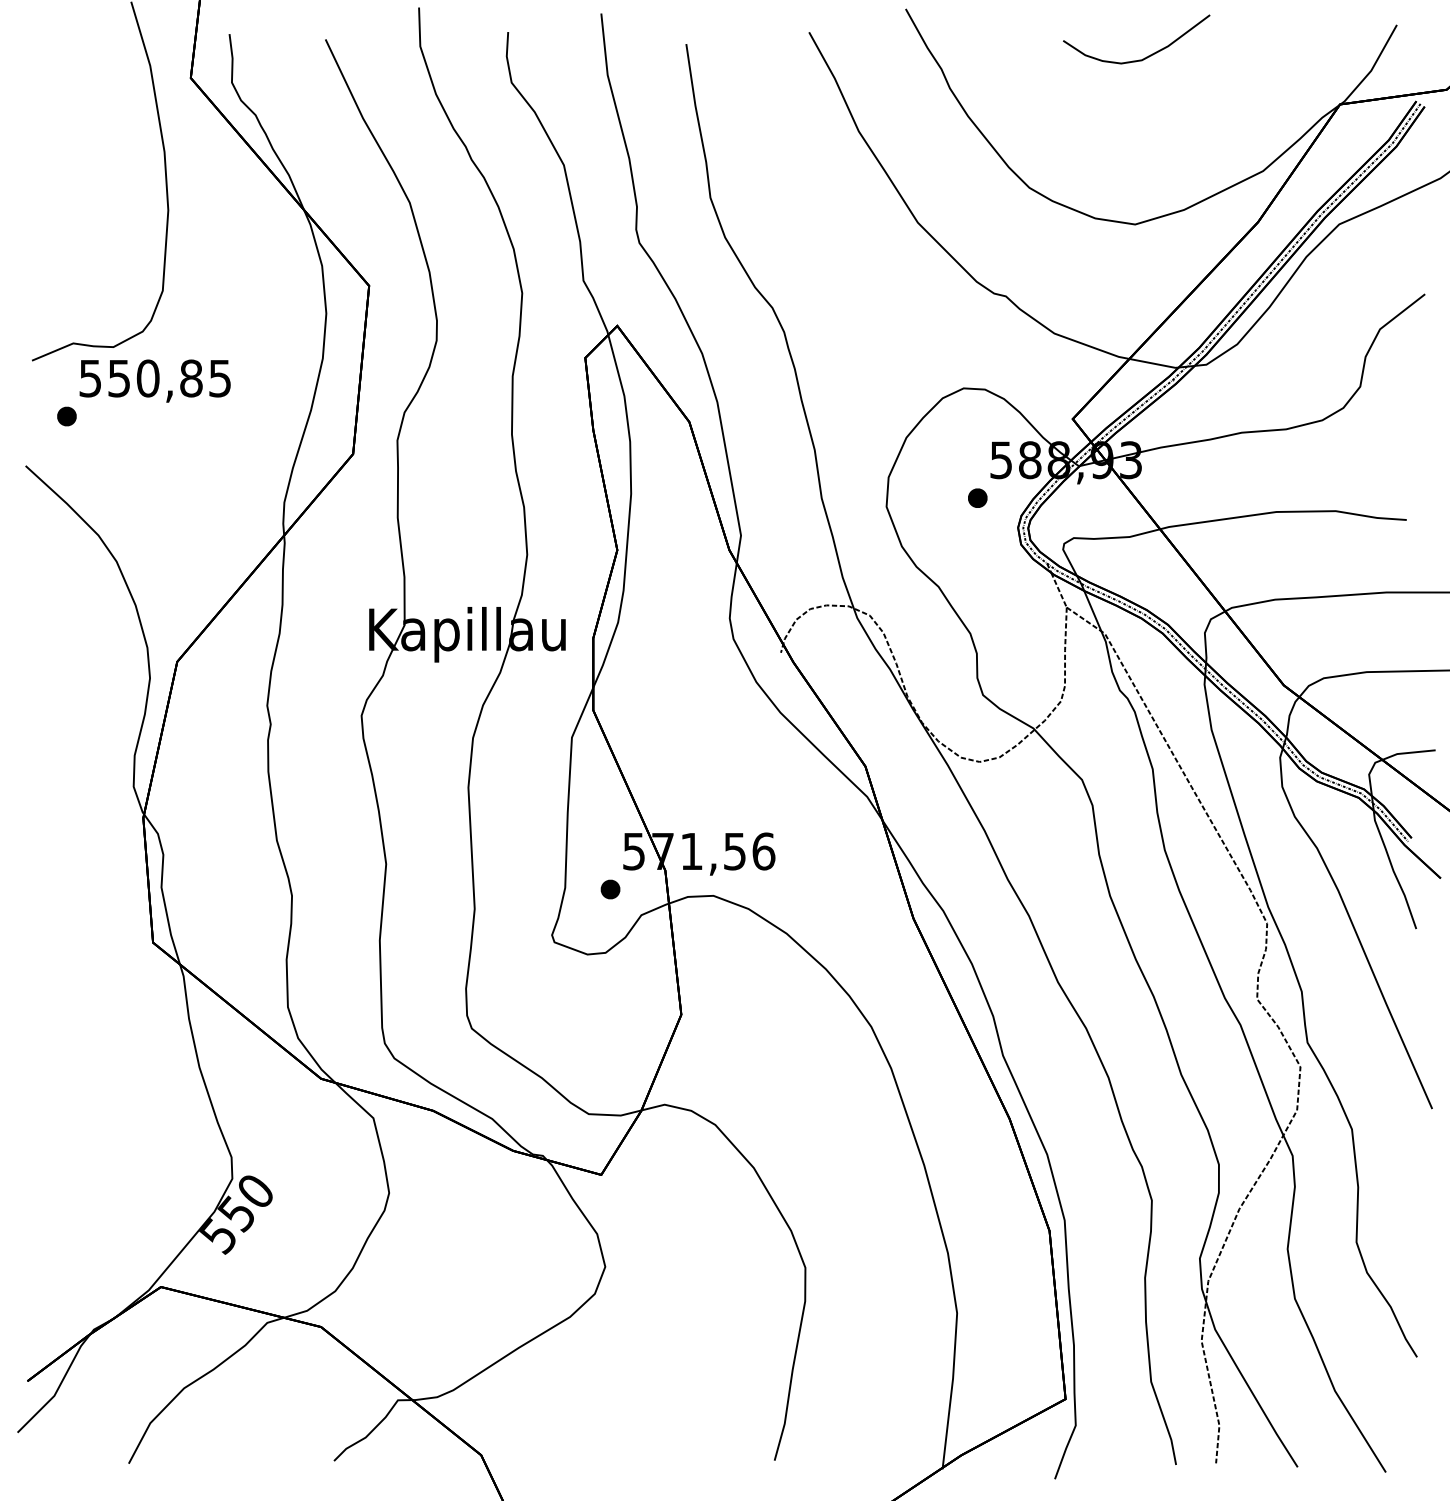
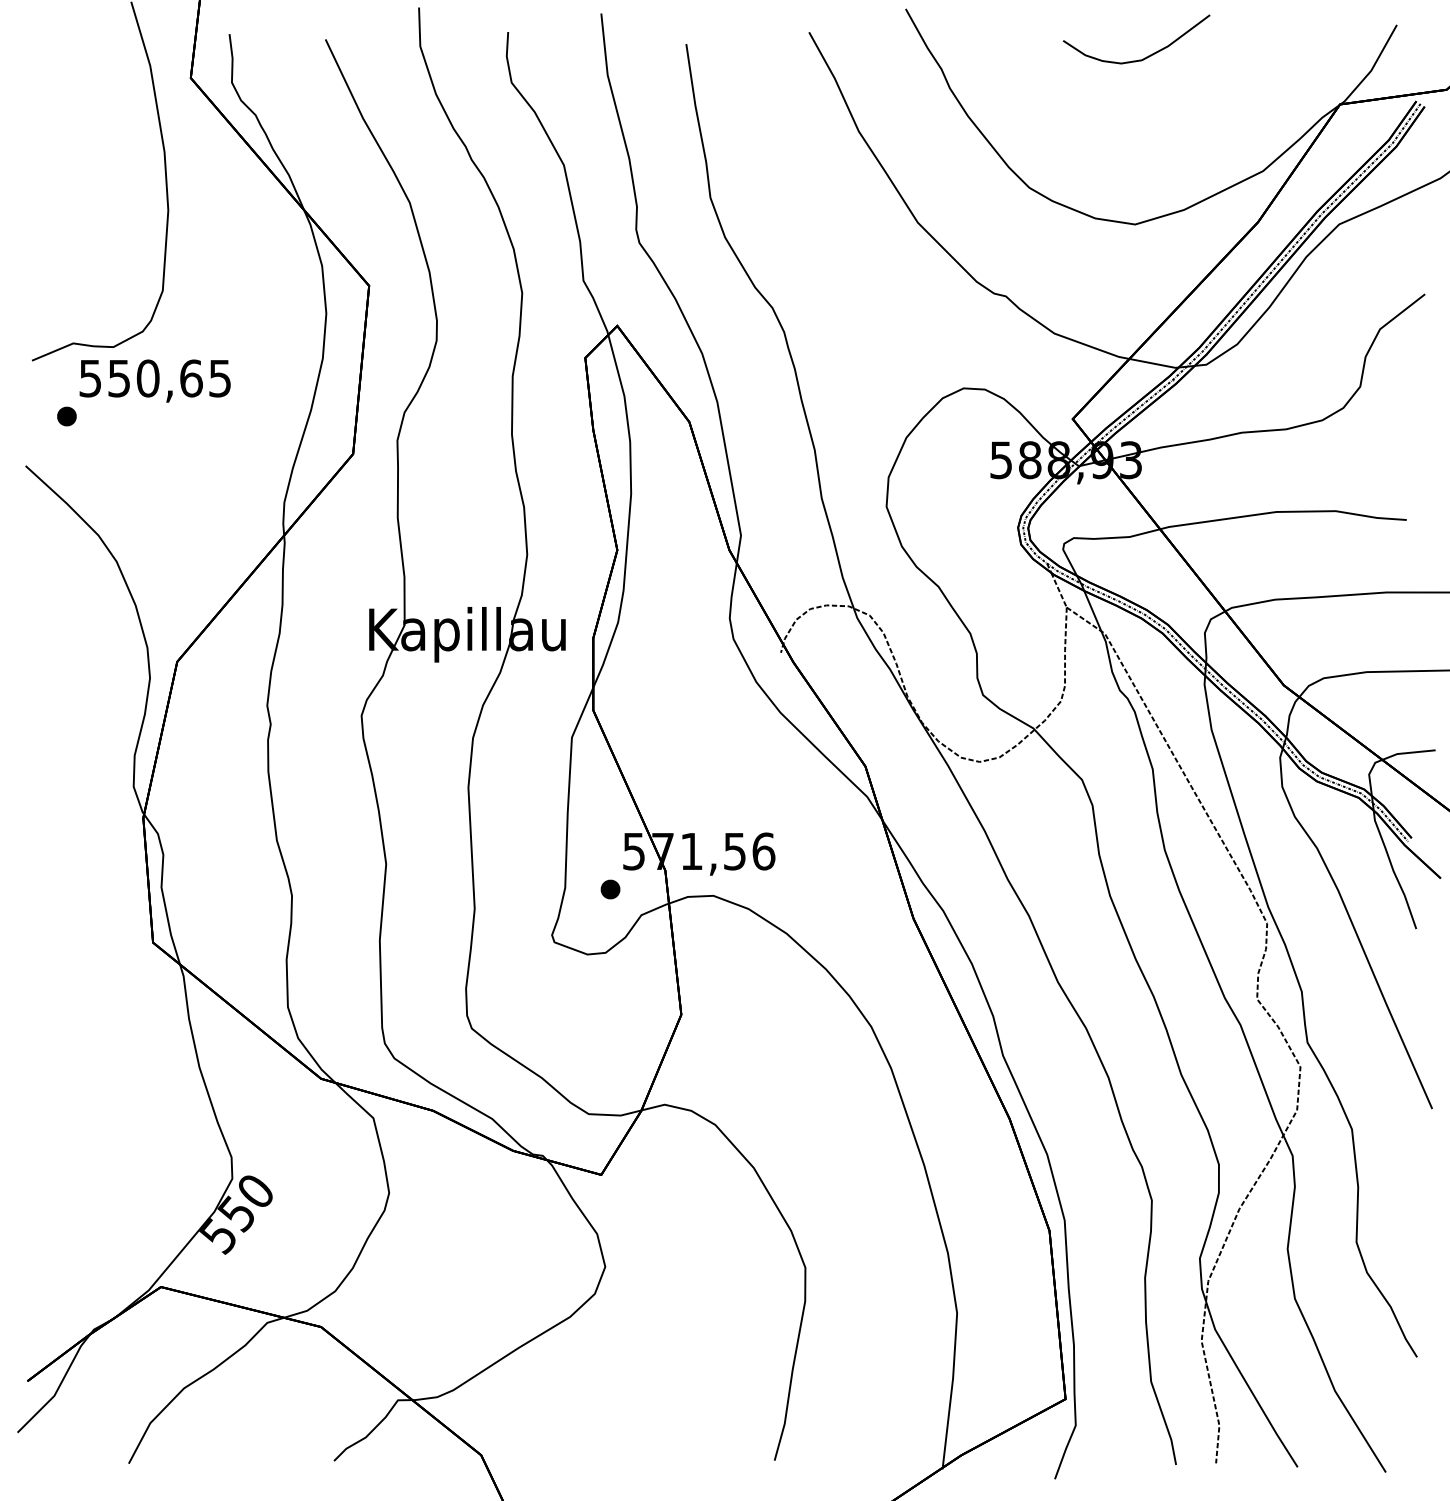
text: 550,85 -> 550,65 (191, 378)
part: present -> none (977, 497)
